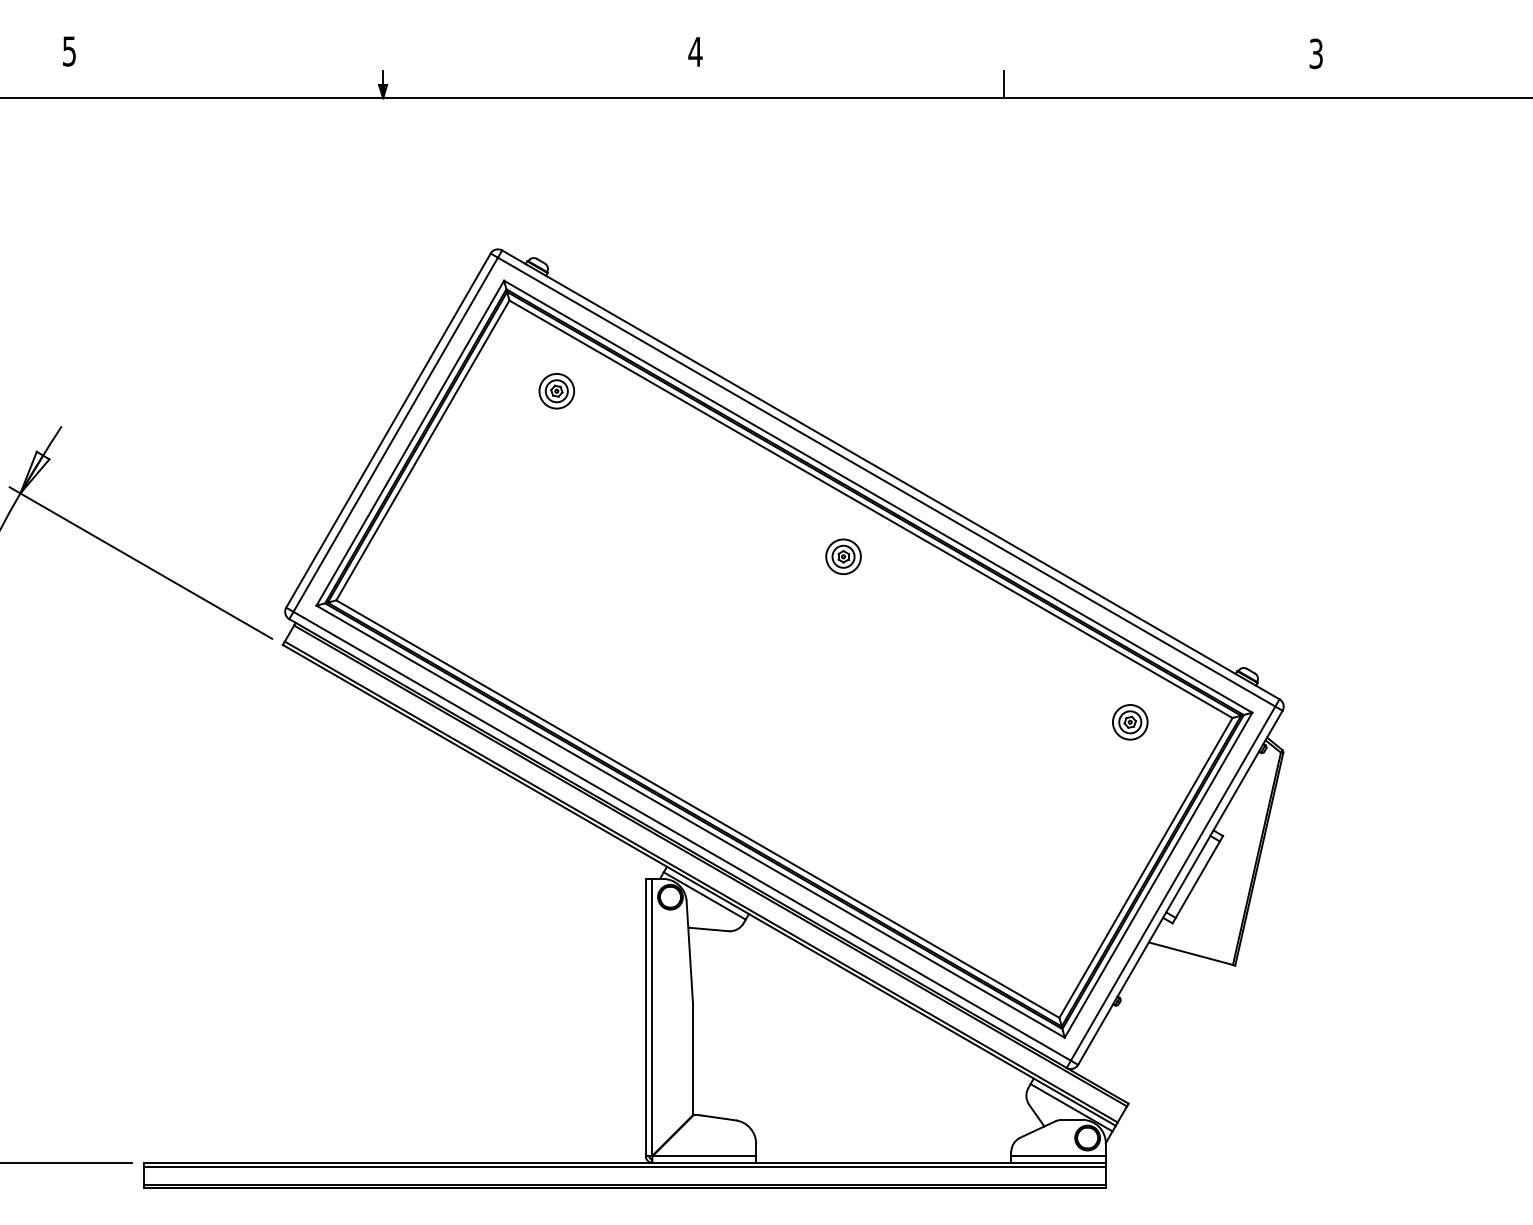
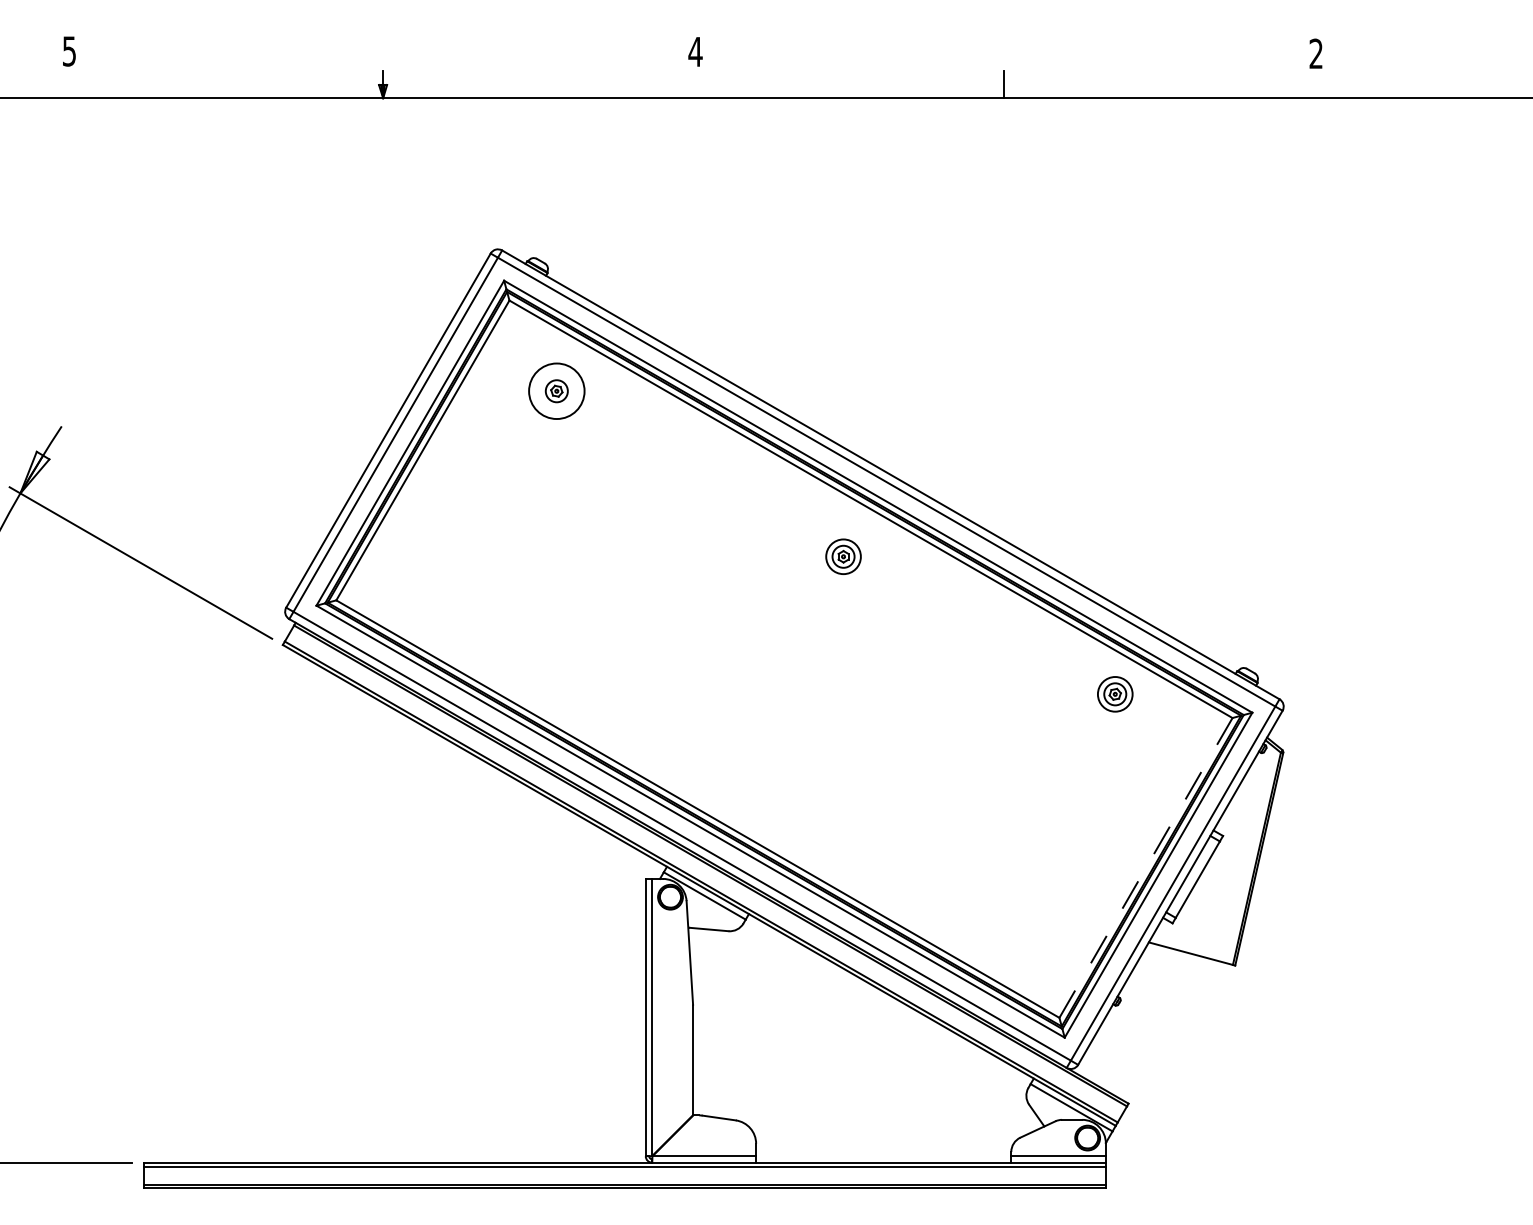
text: 3 -> 2 (1315, 53)
circle diameter: 35 px -> 55 px (556, 391)
part position: (1130, 722) -> (1115, 694) (1115, 694)
line: solid -> dashed (1146, 867)
